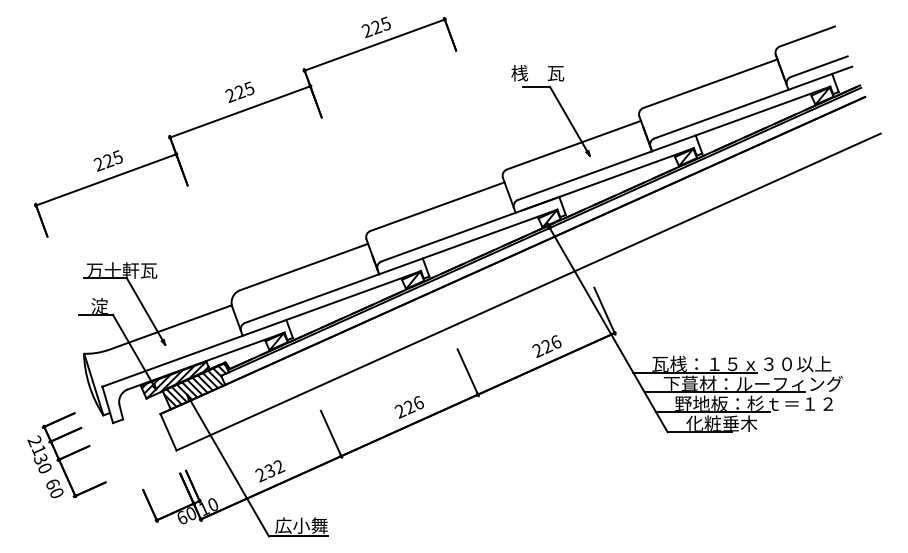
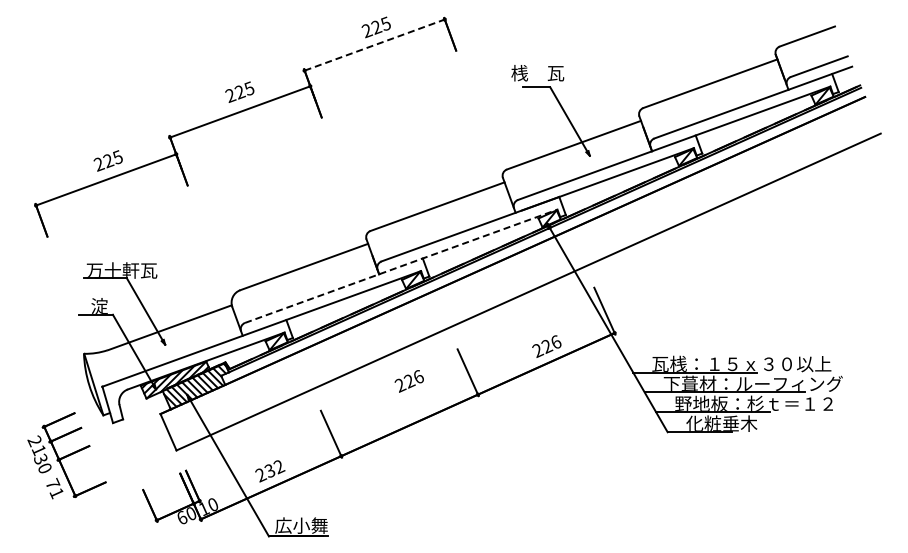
line: solid -> dashed (374, 45)
line: solid -> dashed (401, 266)
text position: (408, 407) -> (408, 381) (408, 381)
text: 60 -> 71 (54, 488)
